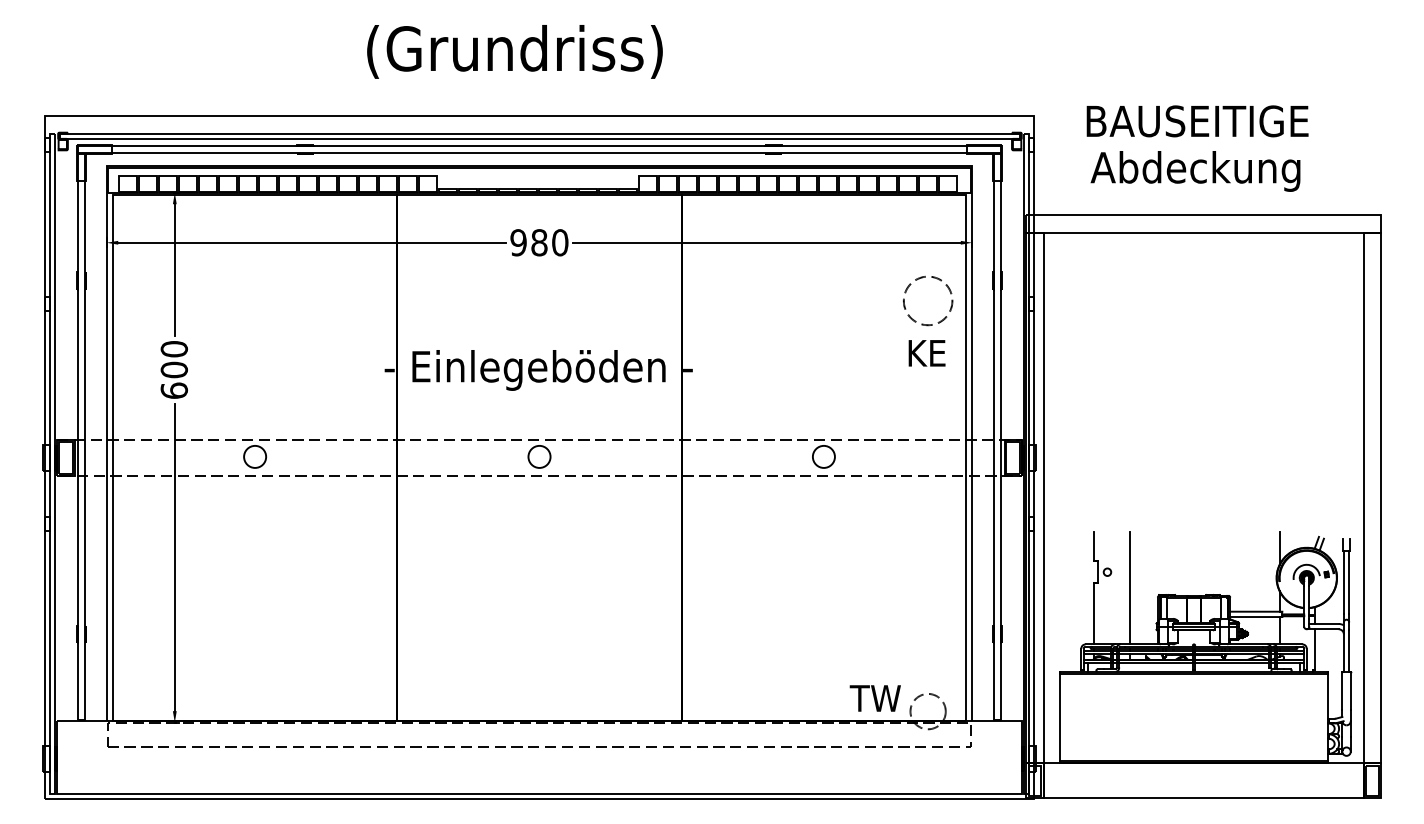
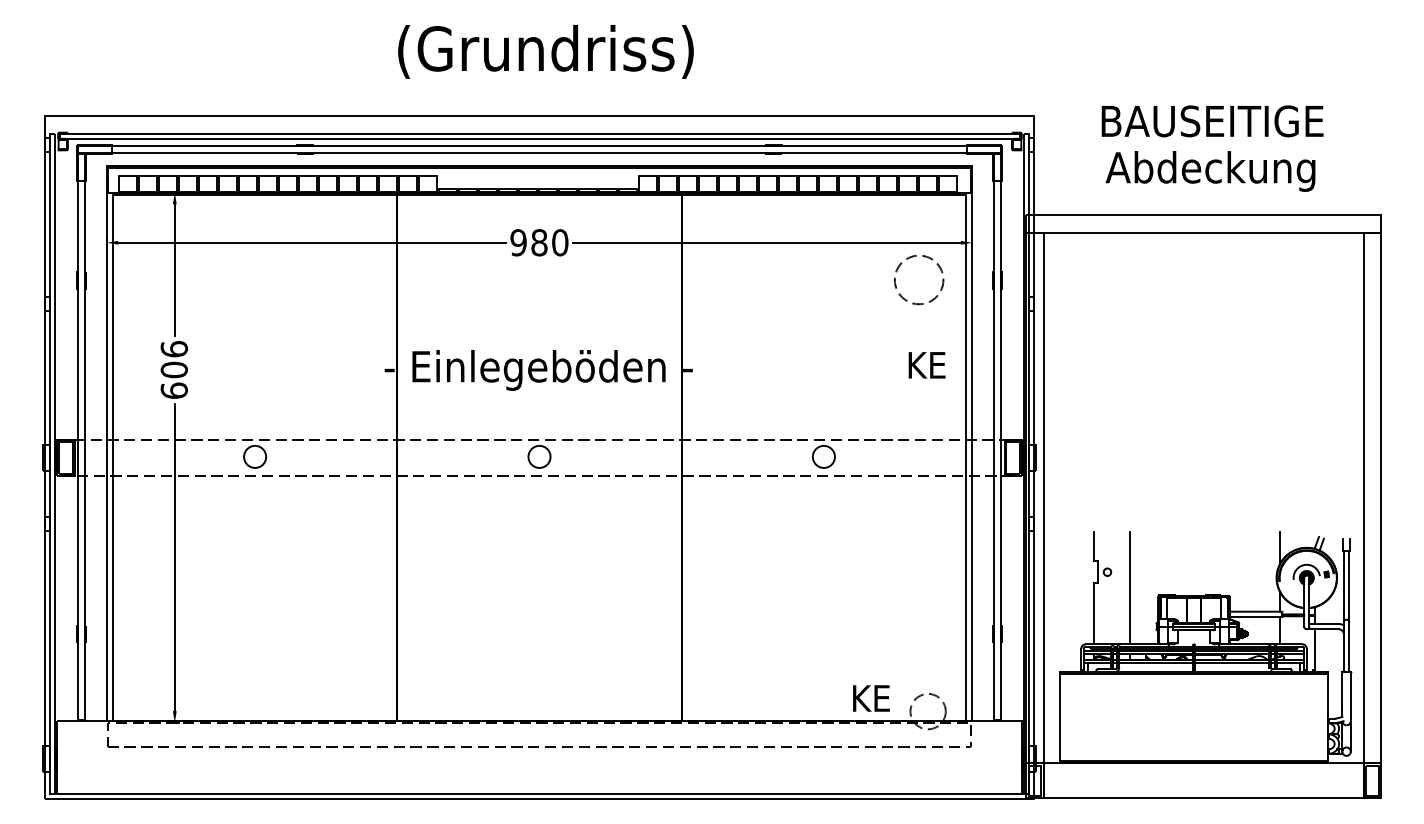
text position: (514, 51) -> (545, 51) (545, 51)
text position: (1197, 148) -> (1212, 148) (1212, 148)
circle position: (928, 300) -> (919, 279) (919, 279)
text: 600 -> 606 (173, 348)
text position: (926, 353) -> (926, 365) (926, 365)
text: TW -> KE (874, 698)
